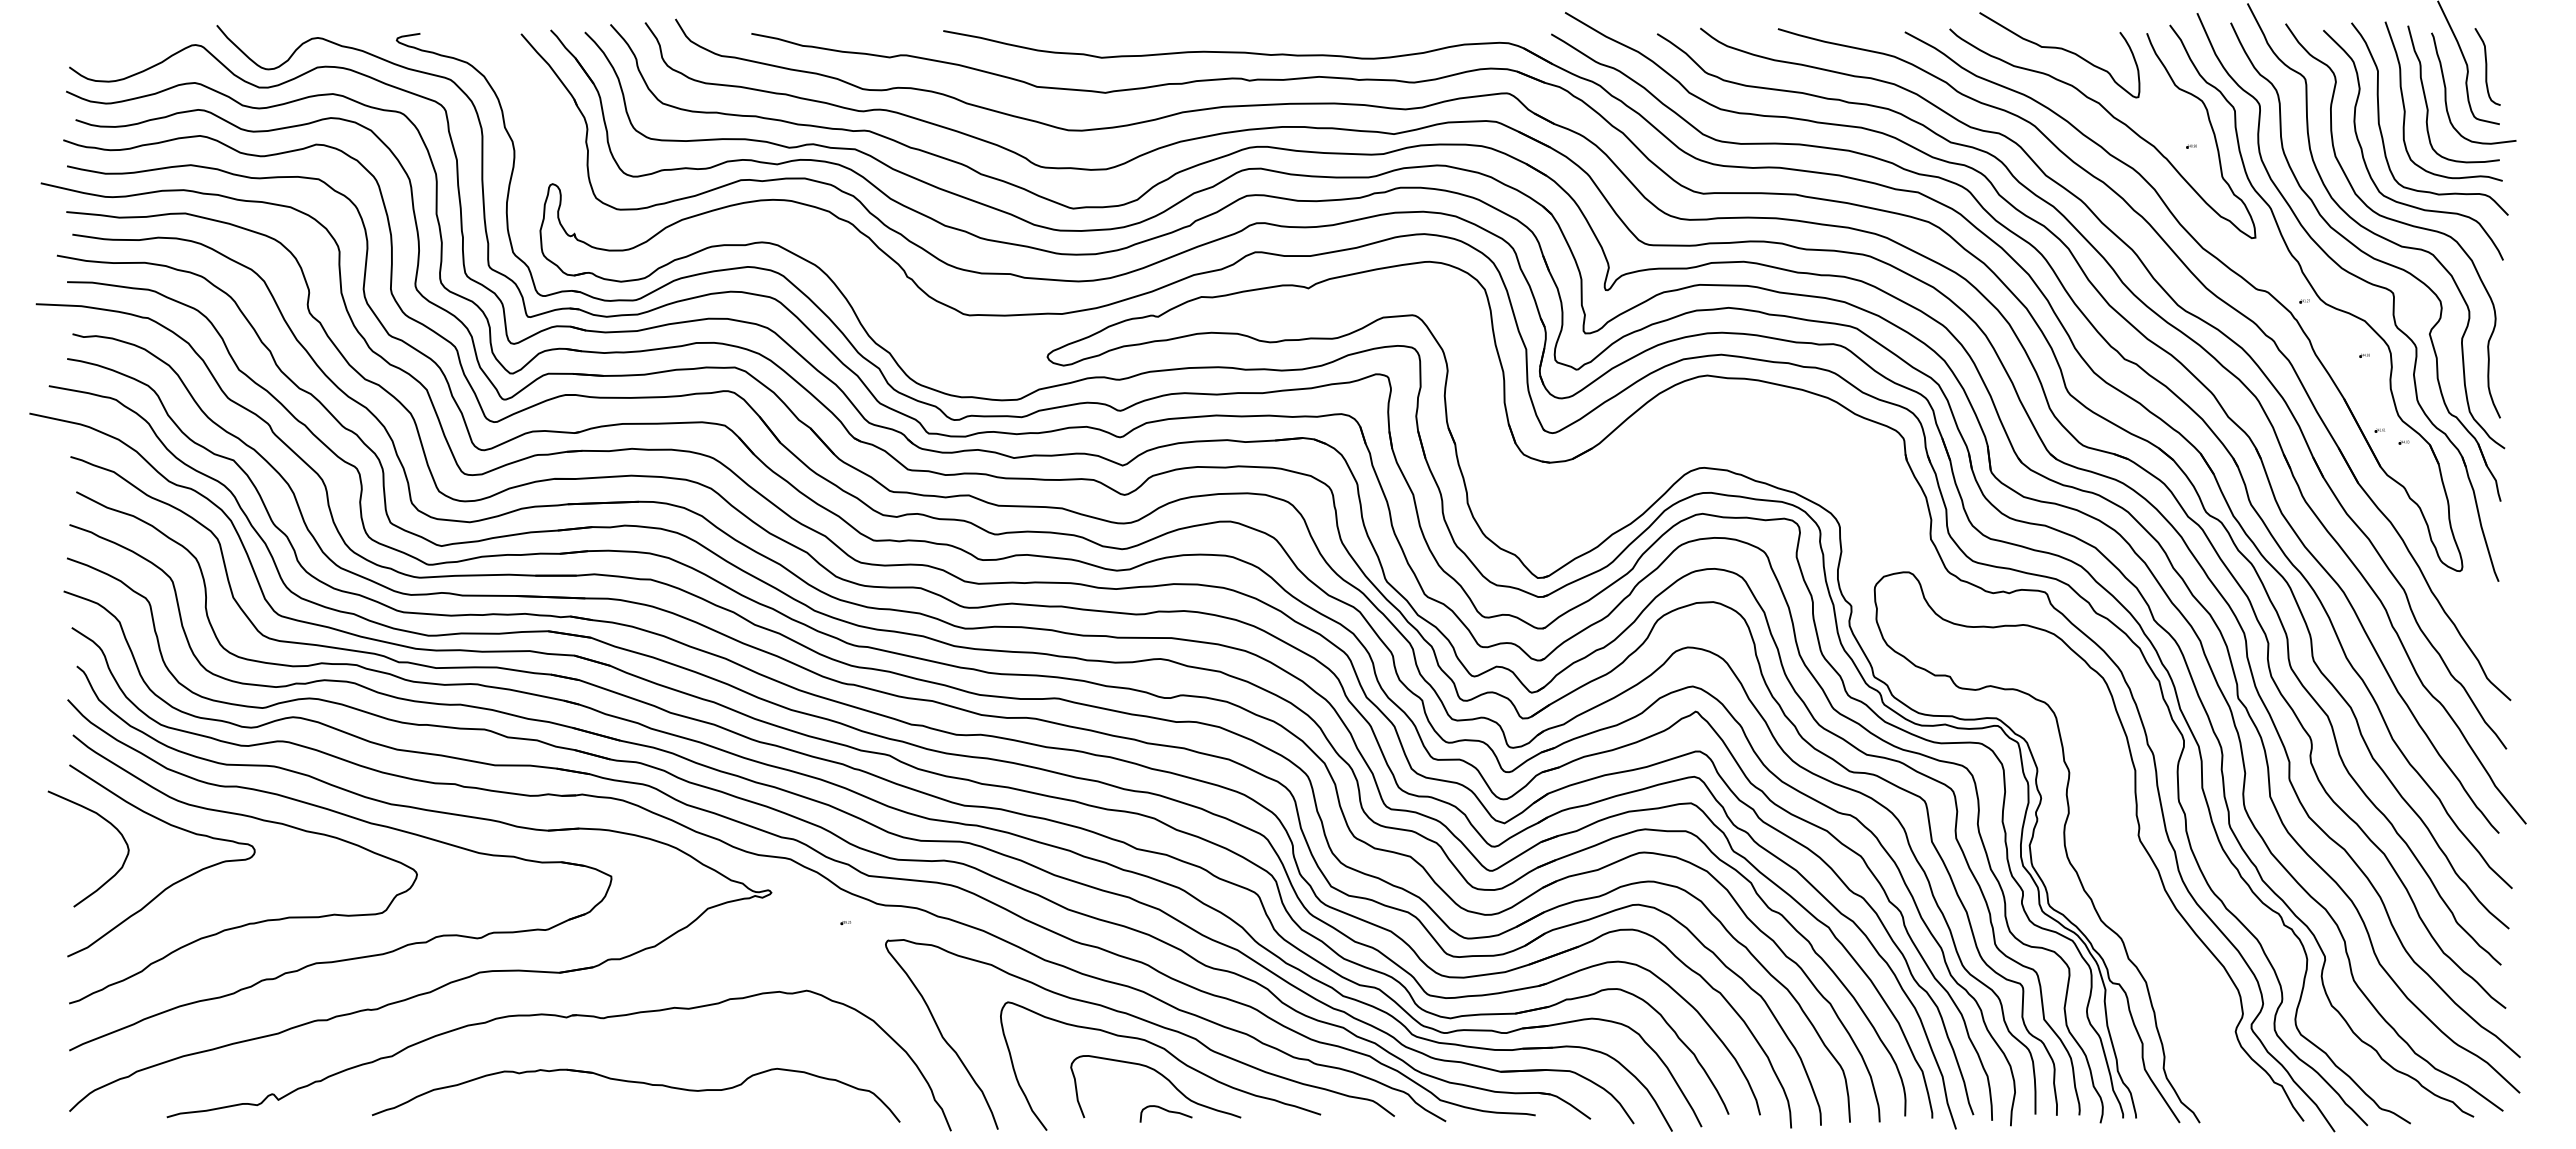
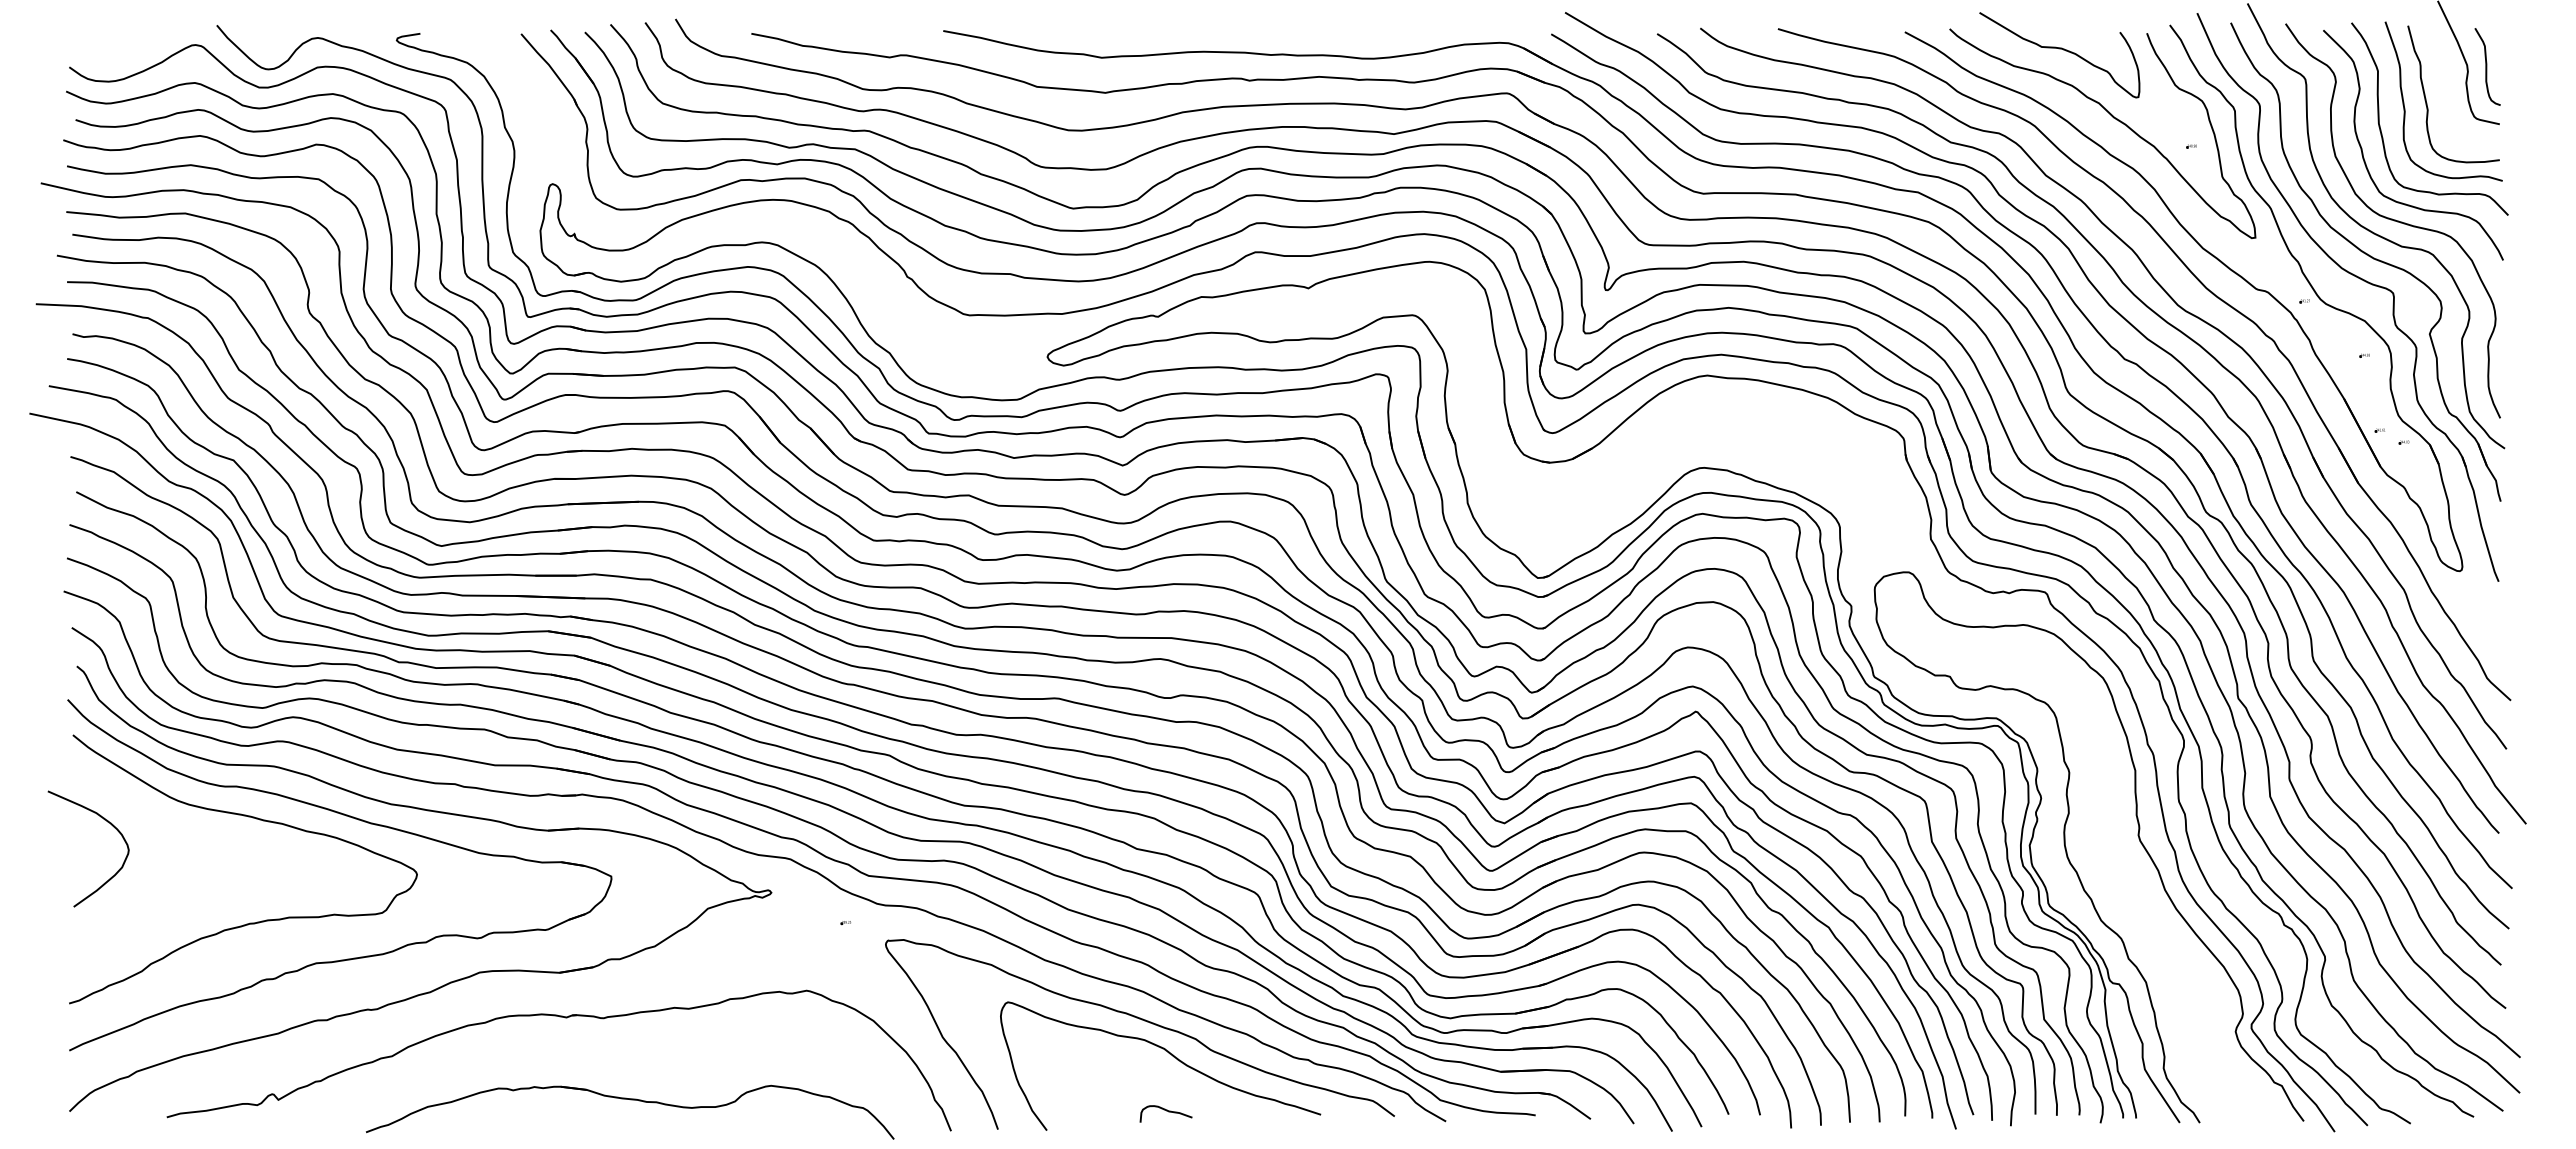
curve: present -> none (2446, 88)
curve: present -> none (172, 883)
curve: present -> none (1163, 1077)
part position: (636, 1083) -> (630, 1100) (630, 1100)
